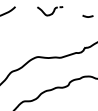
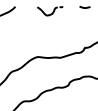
curve position: (87, 16) -> (84, 7) (84, 7)
